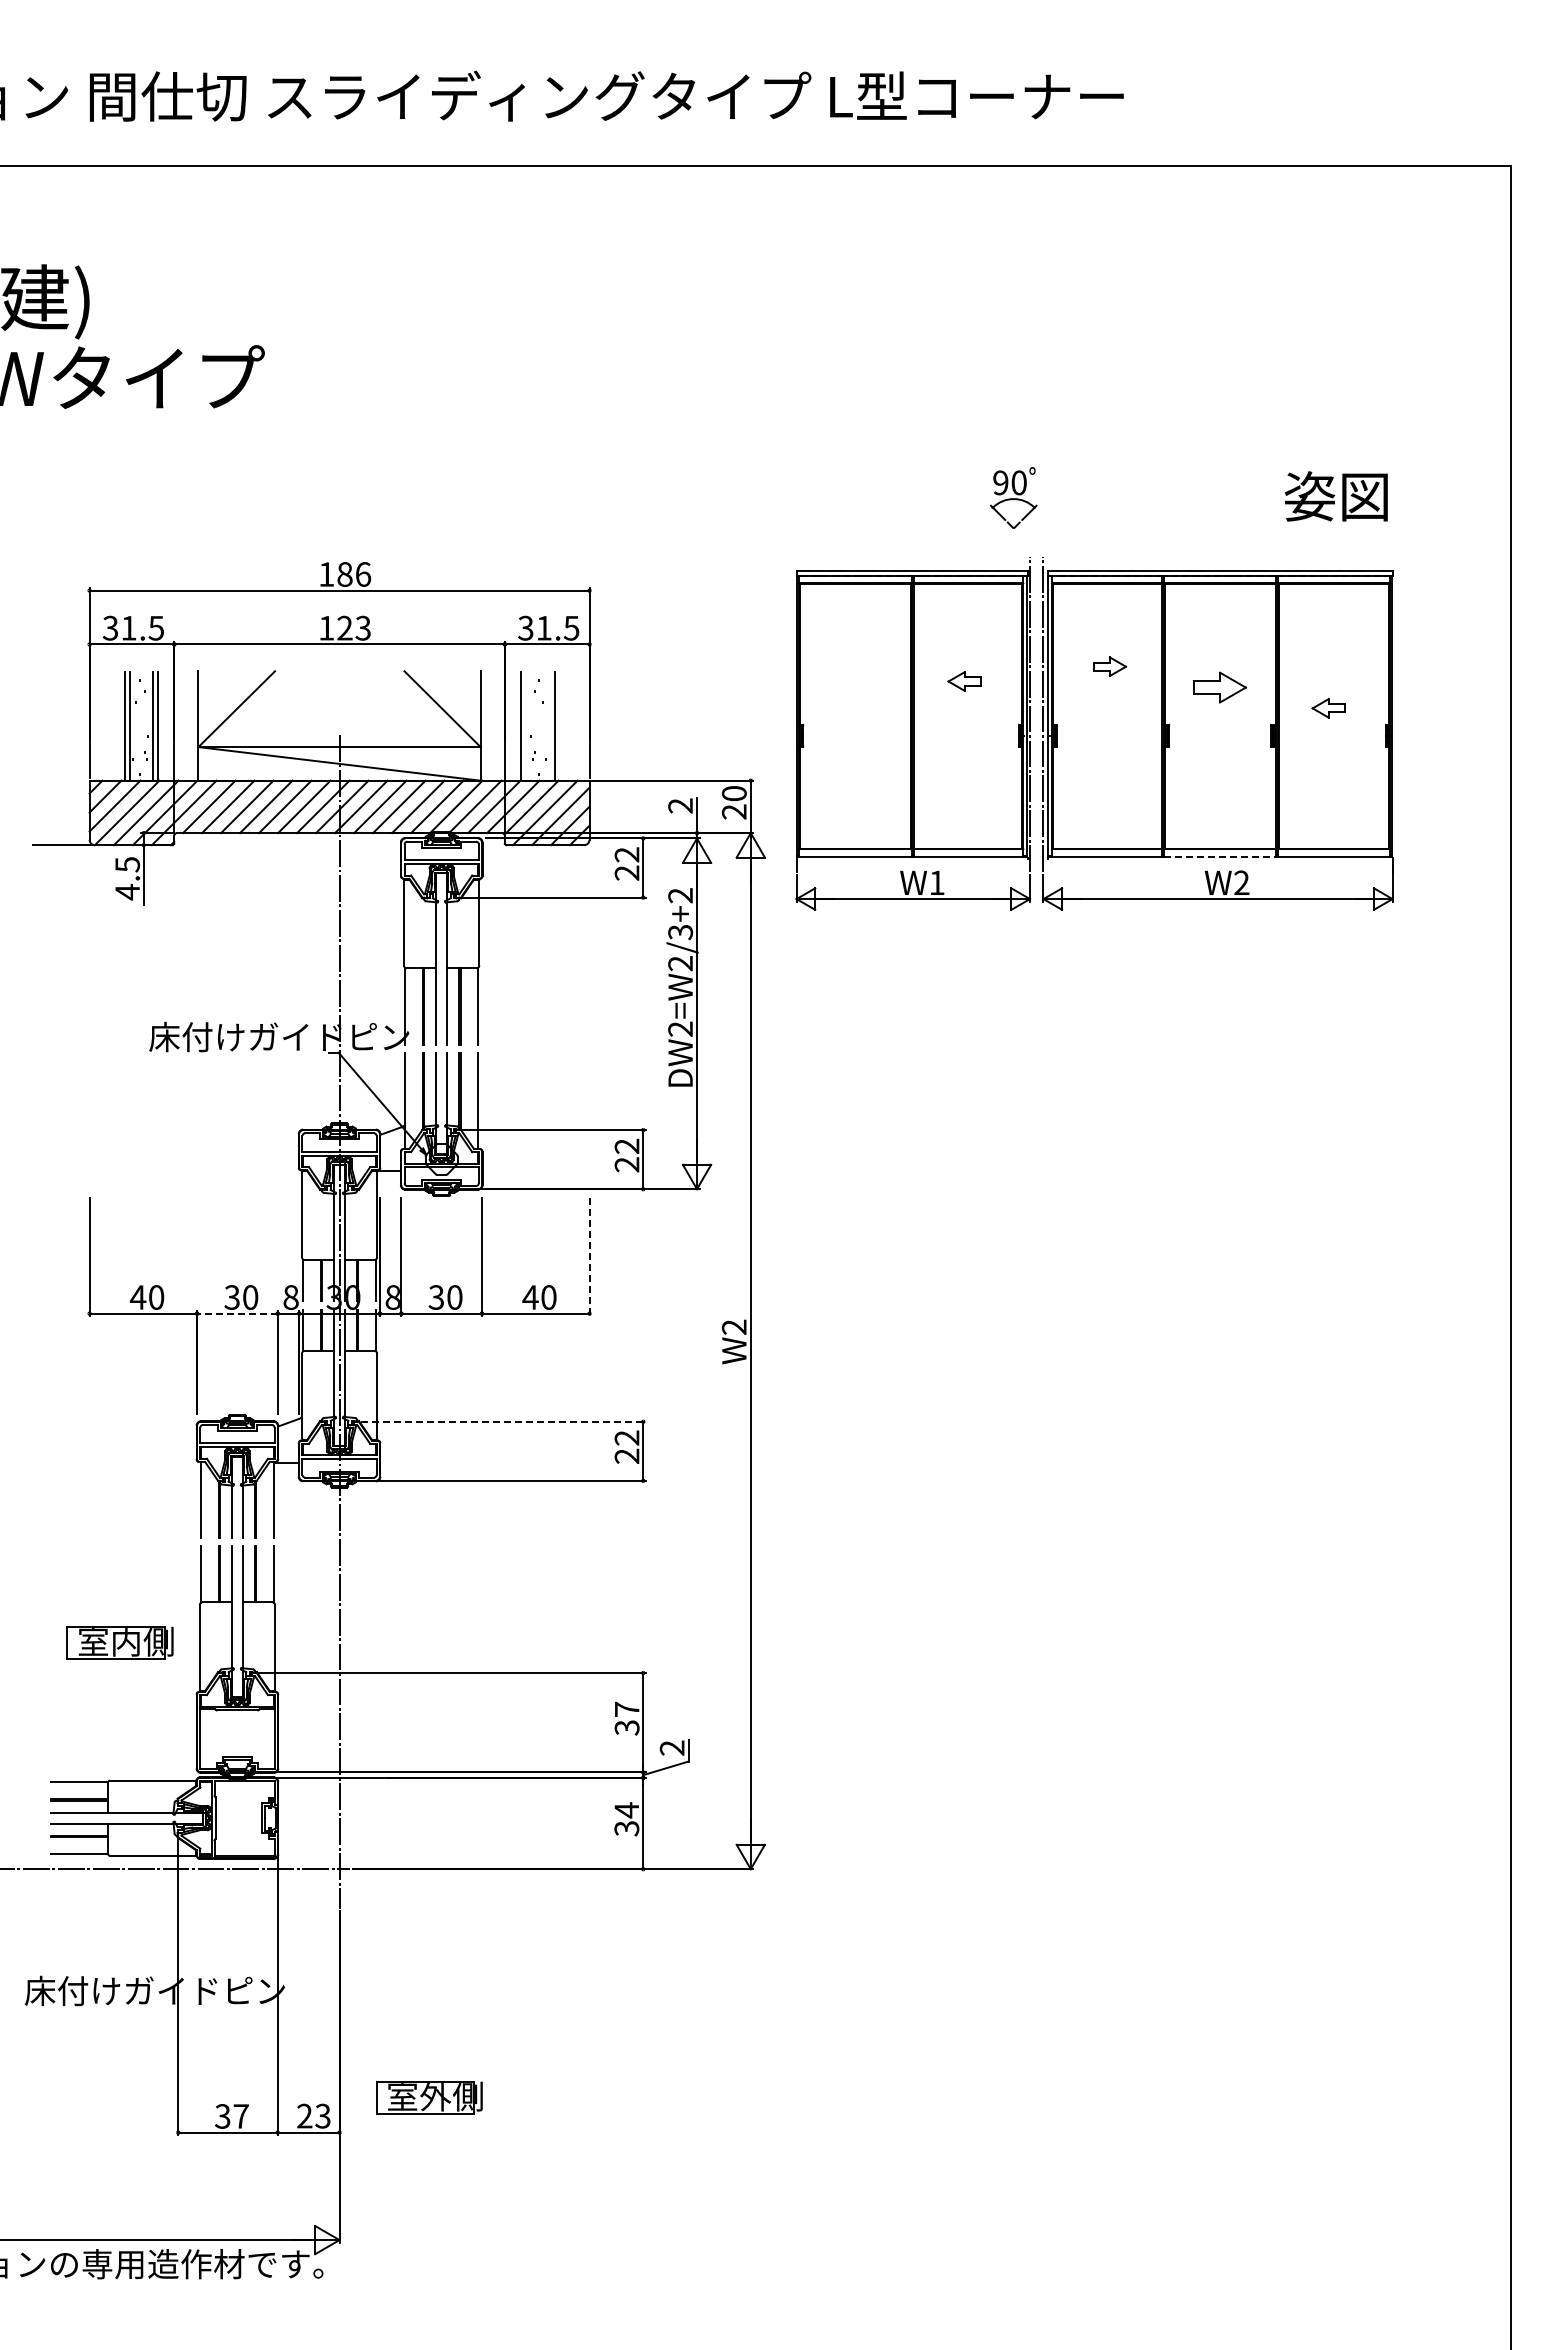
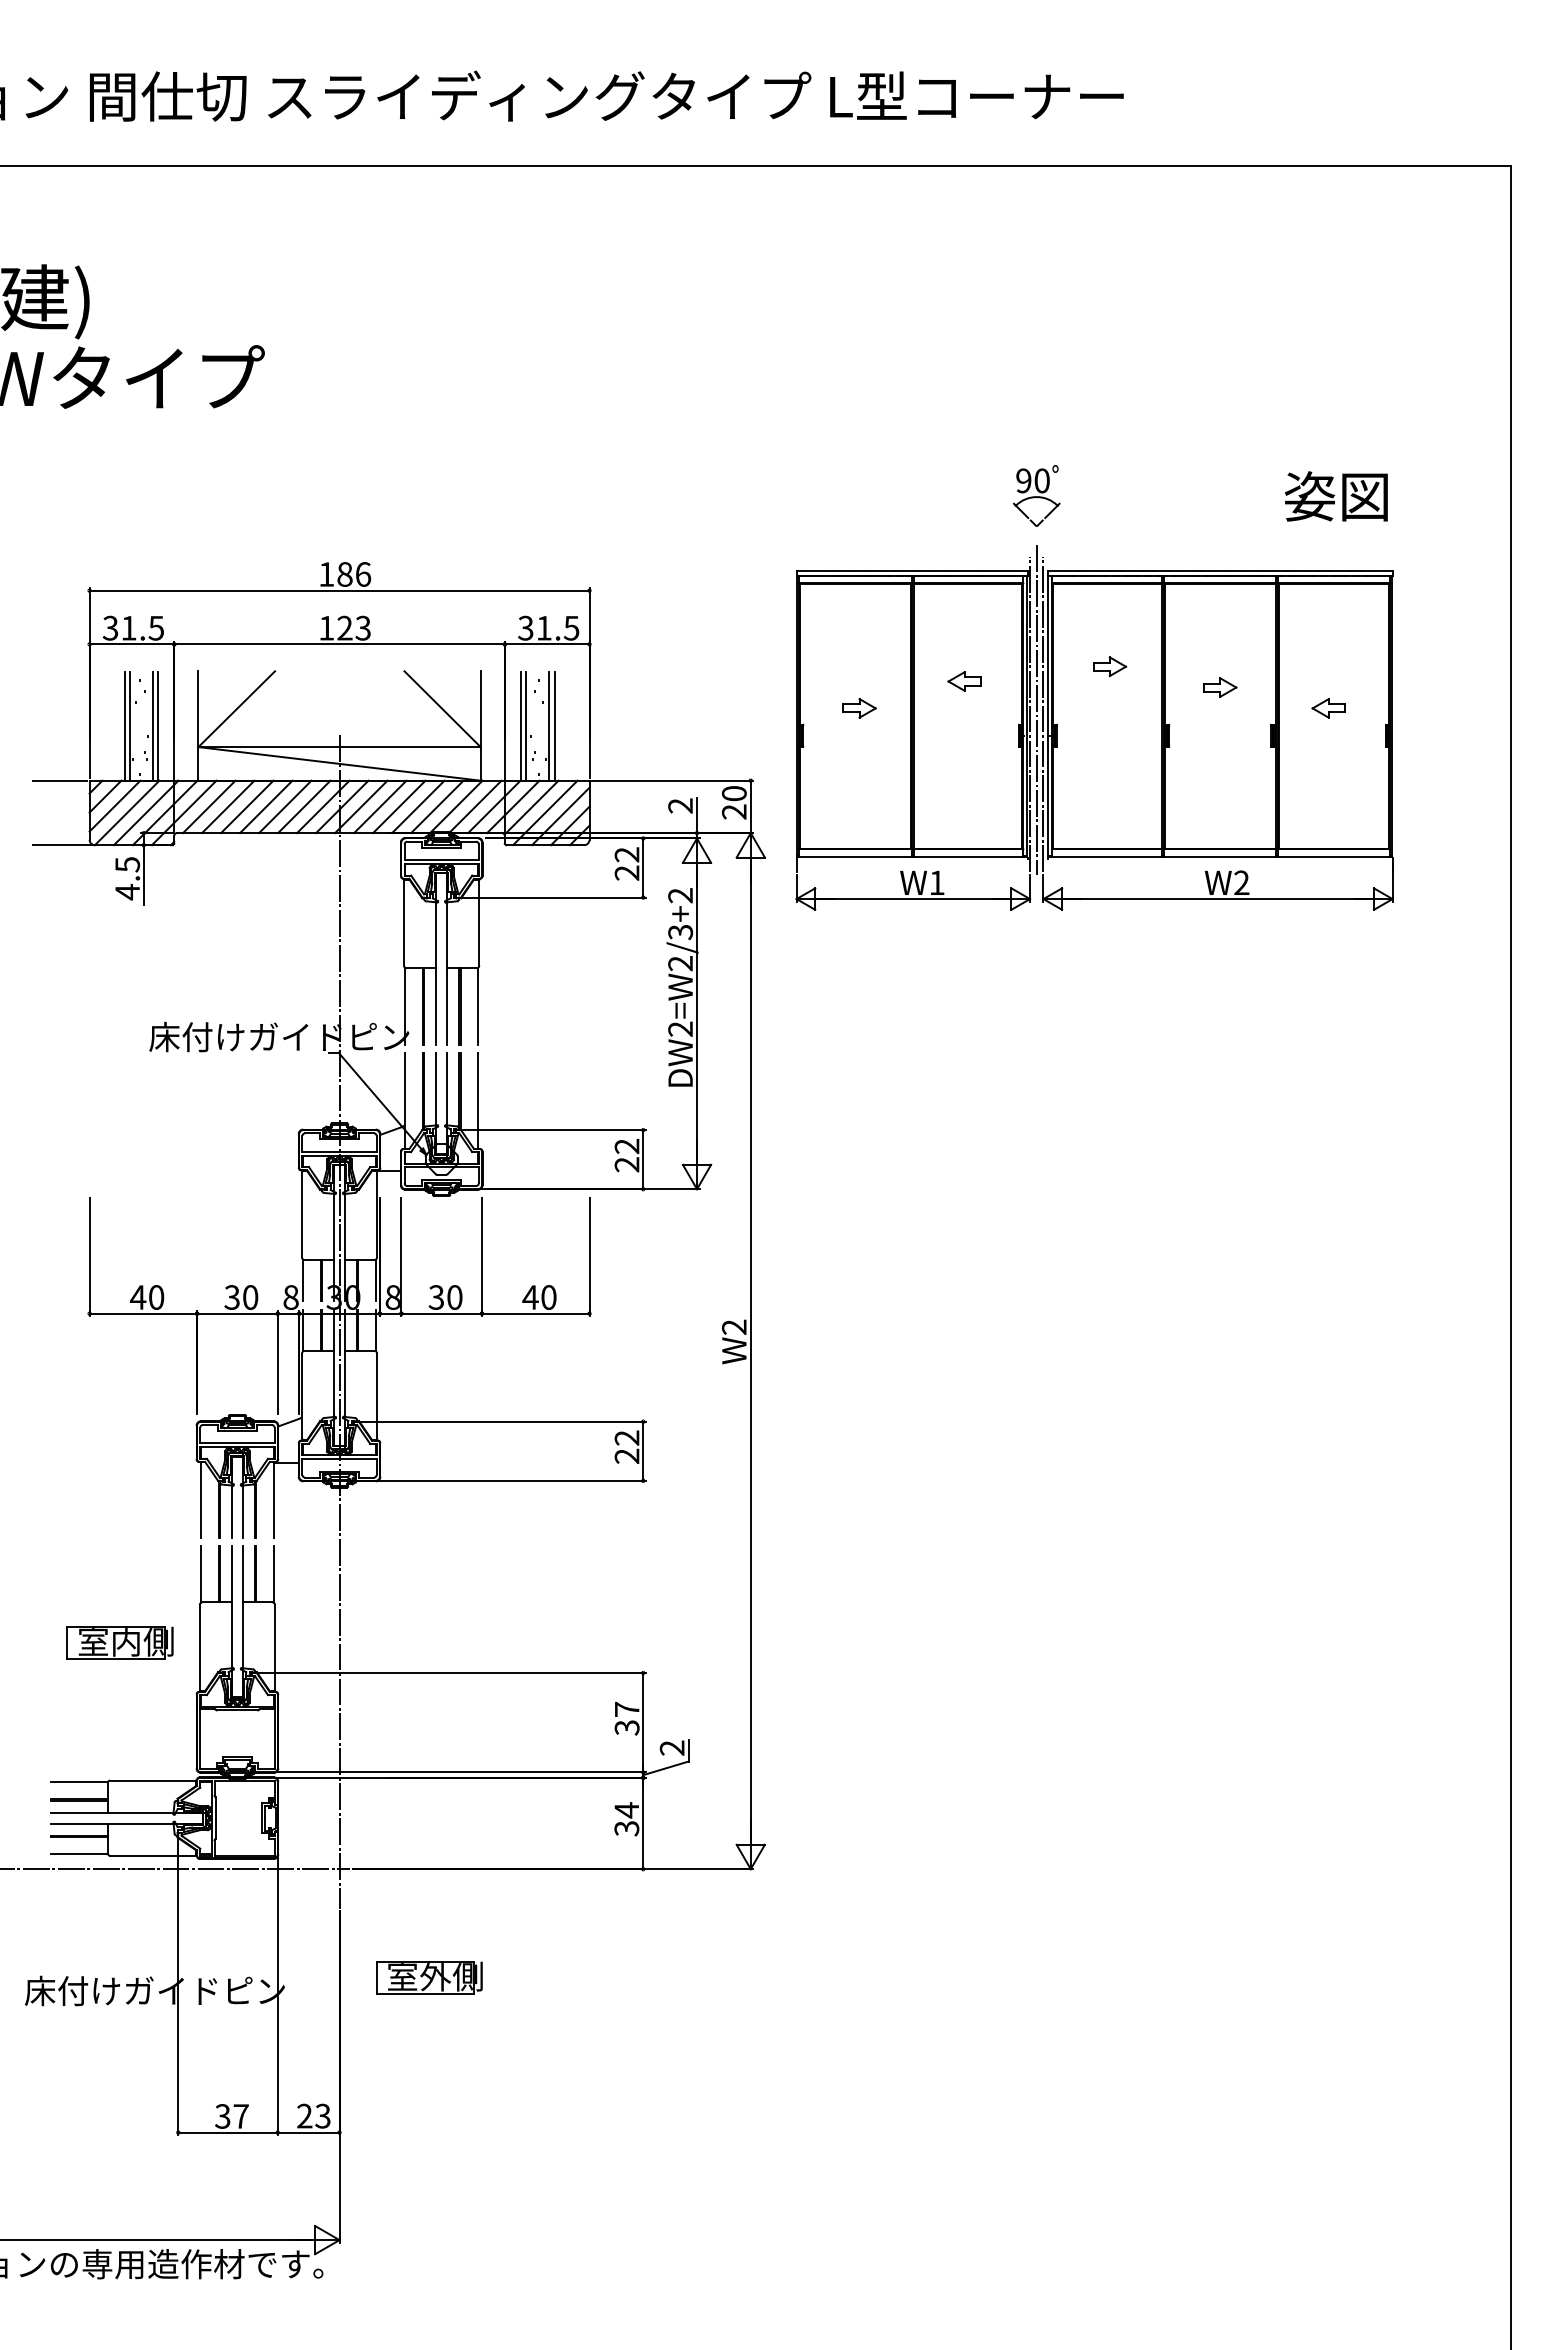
part position: (1013, 497) -> (1036, 495) (1036, 495)
part size: 54x33 px -> 35x21 px (1220, 687)
part: none -> present (859, 708)
line: none -> present (1036, 710)
line: none -> present (526, 725)
line: none -> present (549, 725)
line: none -> present (59, 780)
line: dashed -> solid (1220, 856)
line: dashed -> solid (589, 1257)
line: dashed -> solid (236, 1313)
line: dashed -> solid (503, 1421)
part position: (429, 2097) -> (429, 1977) (429, 1977)
